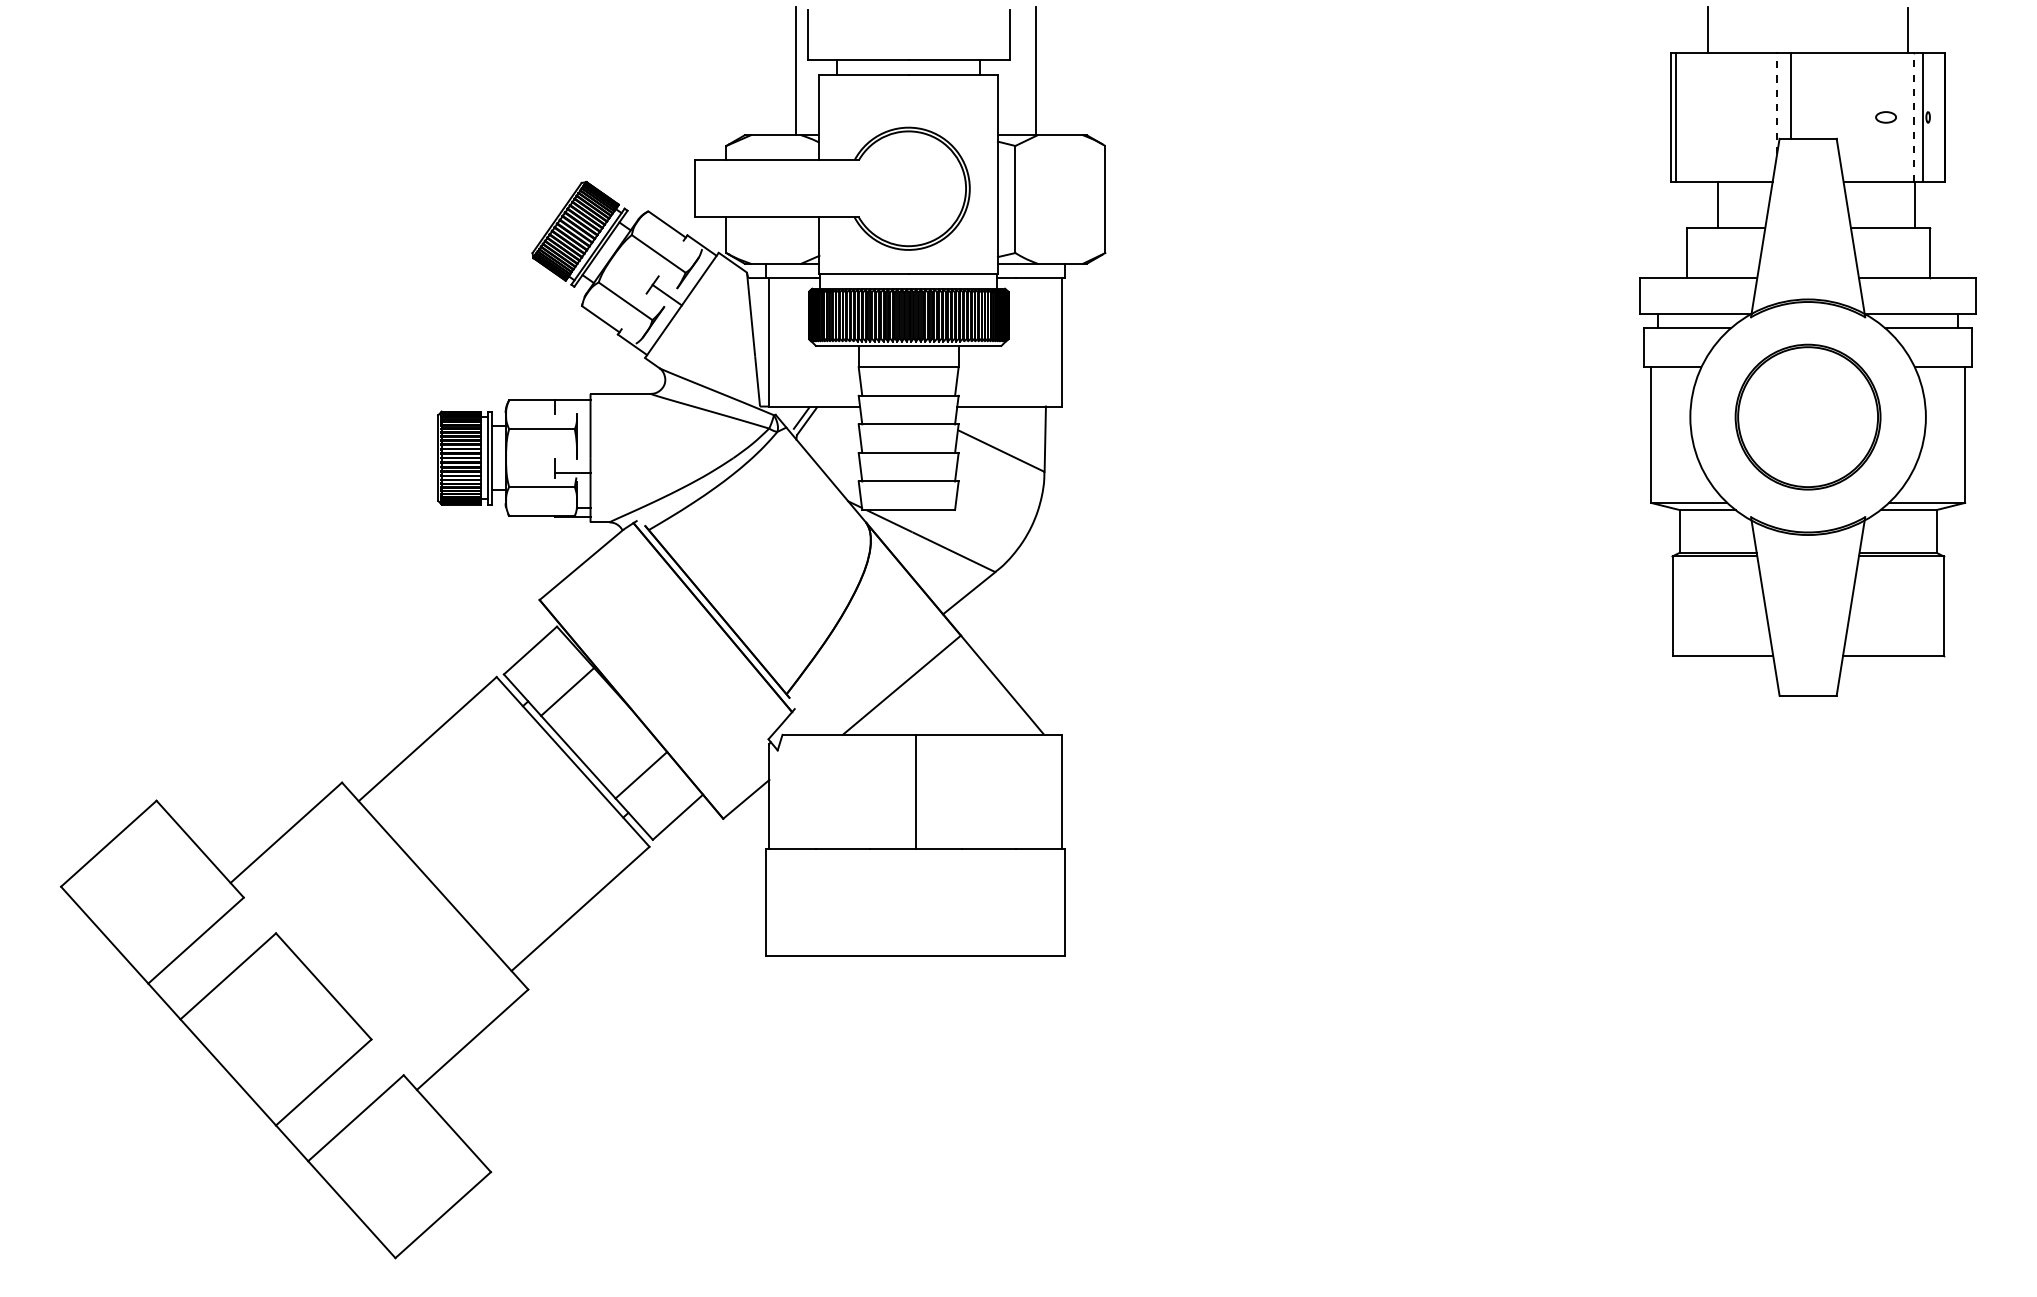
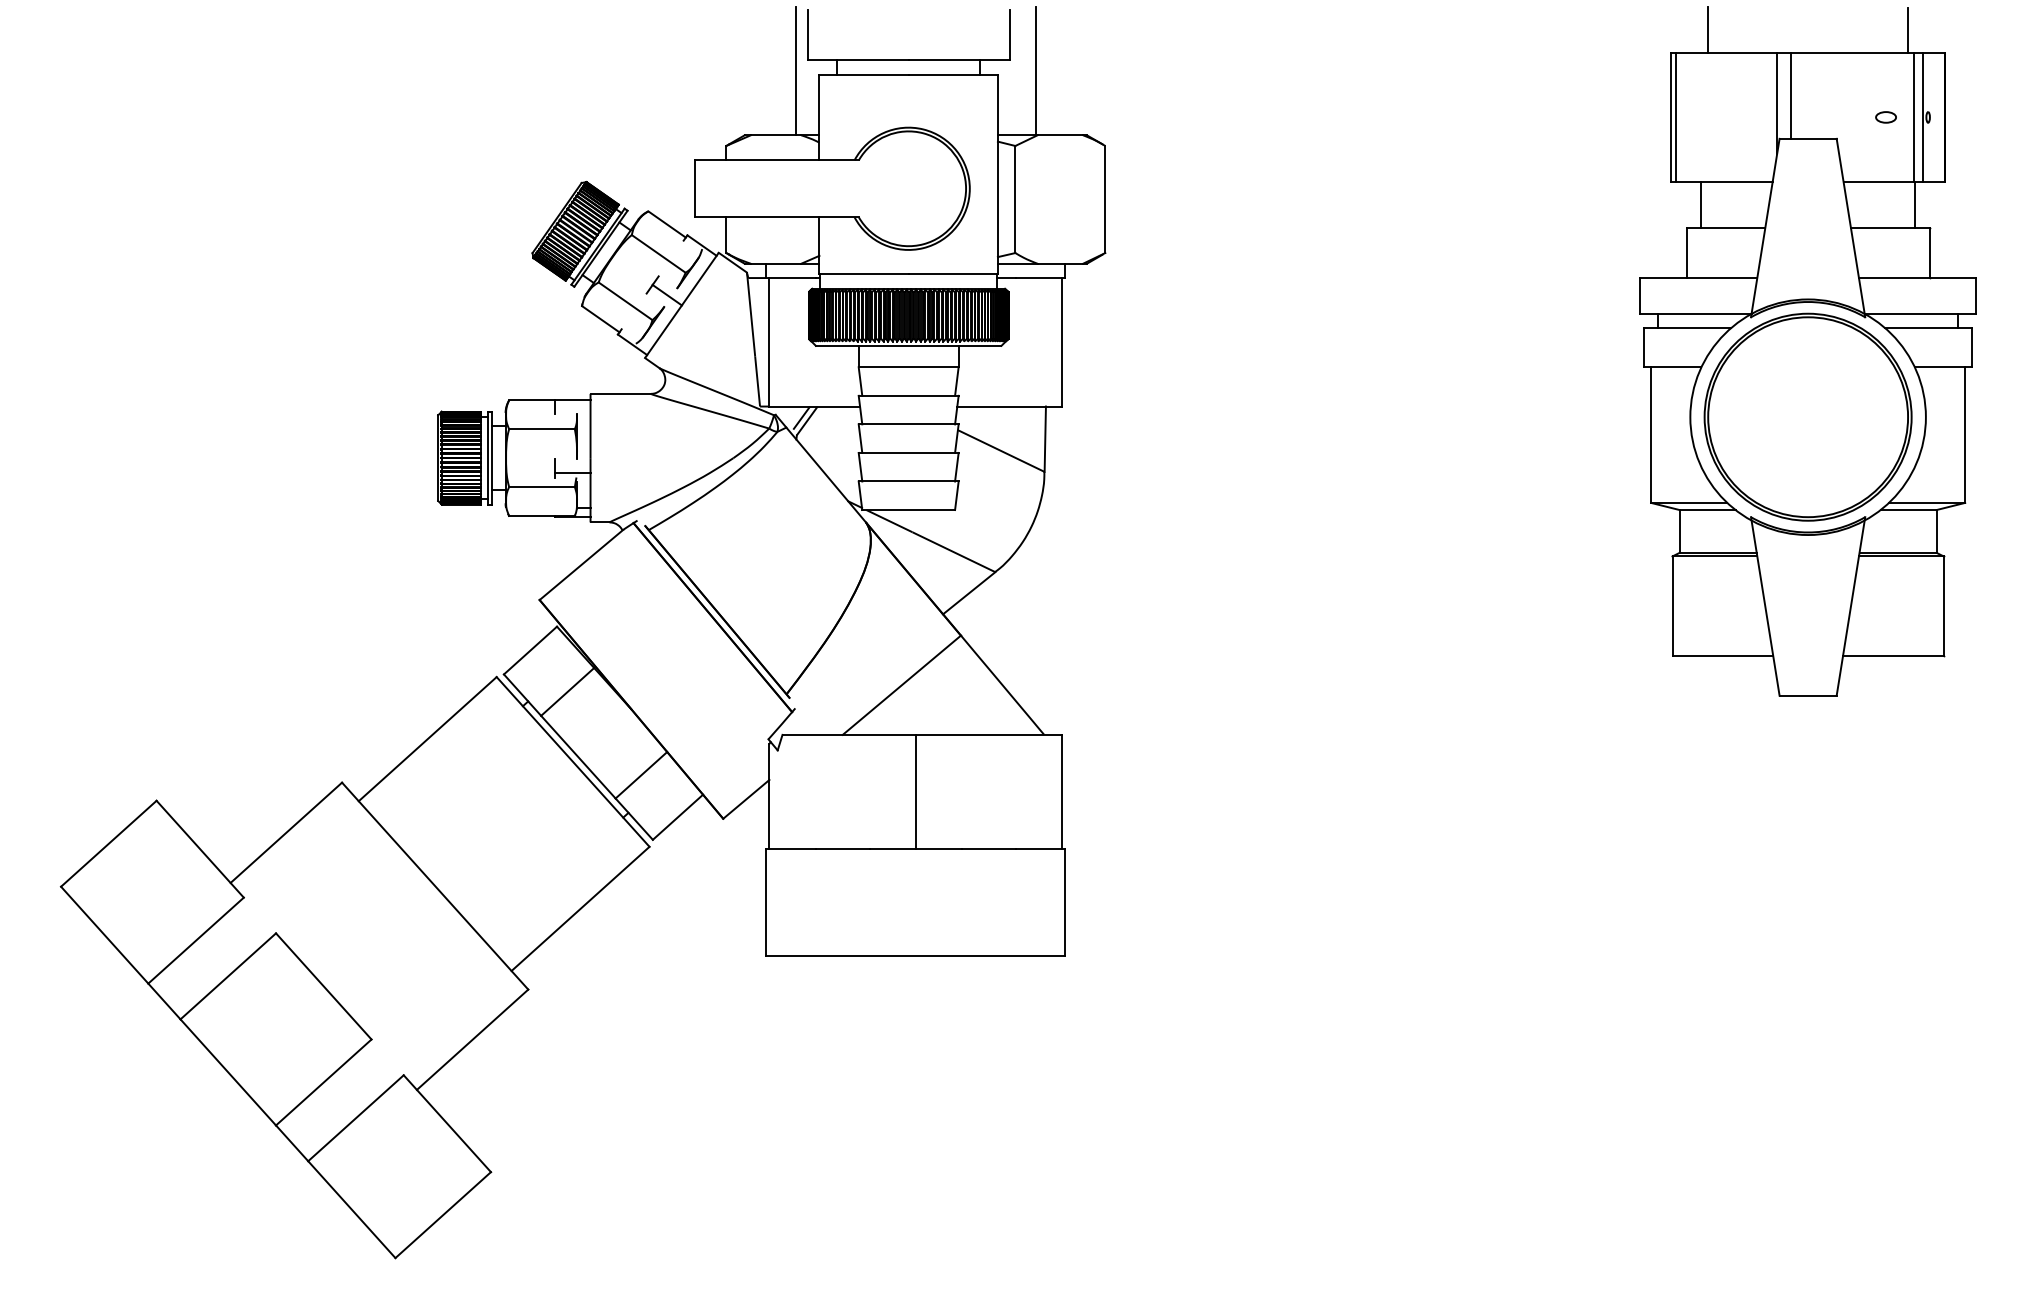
line: dashed -> solid (1777, 103)
line: dashed -> solid (1914, 116)
line position: (1718, 204) -> (1701, 204) (1701, 204)
part size: 148x148 px -> 210x210 px (1807, 416)
